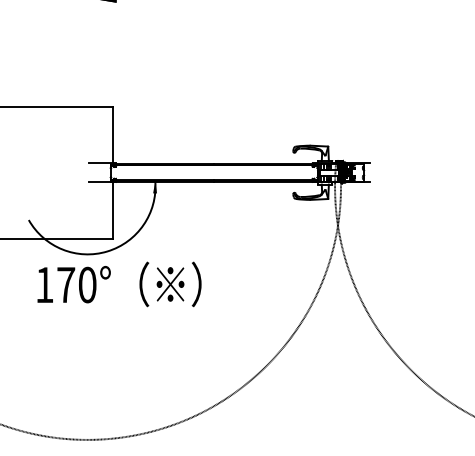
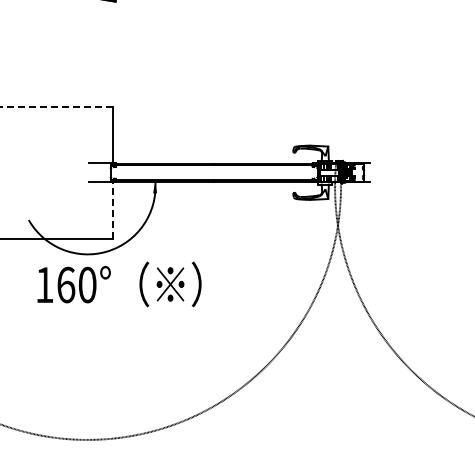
line: solid -> dashed (55, 106)
line: solid -> dashed (112, 210)
text: 170° -> 160° (66, 284)
